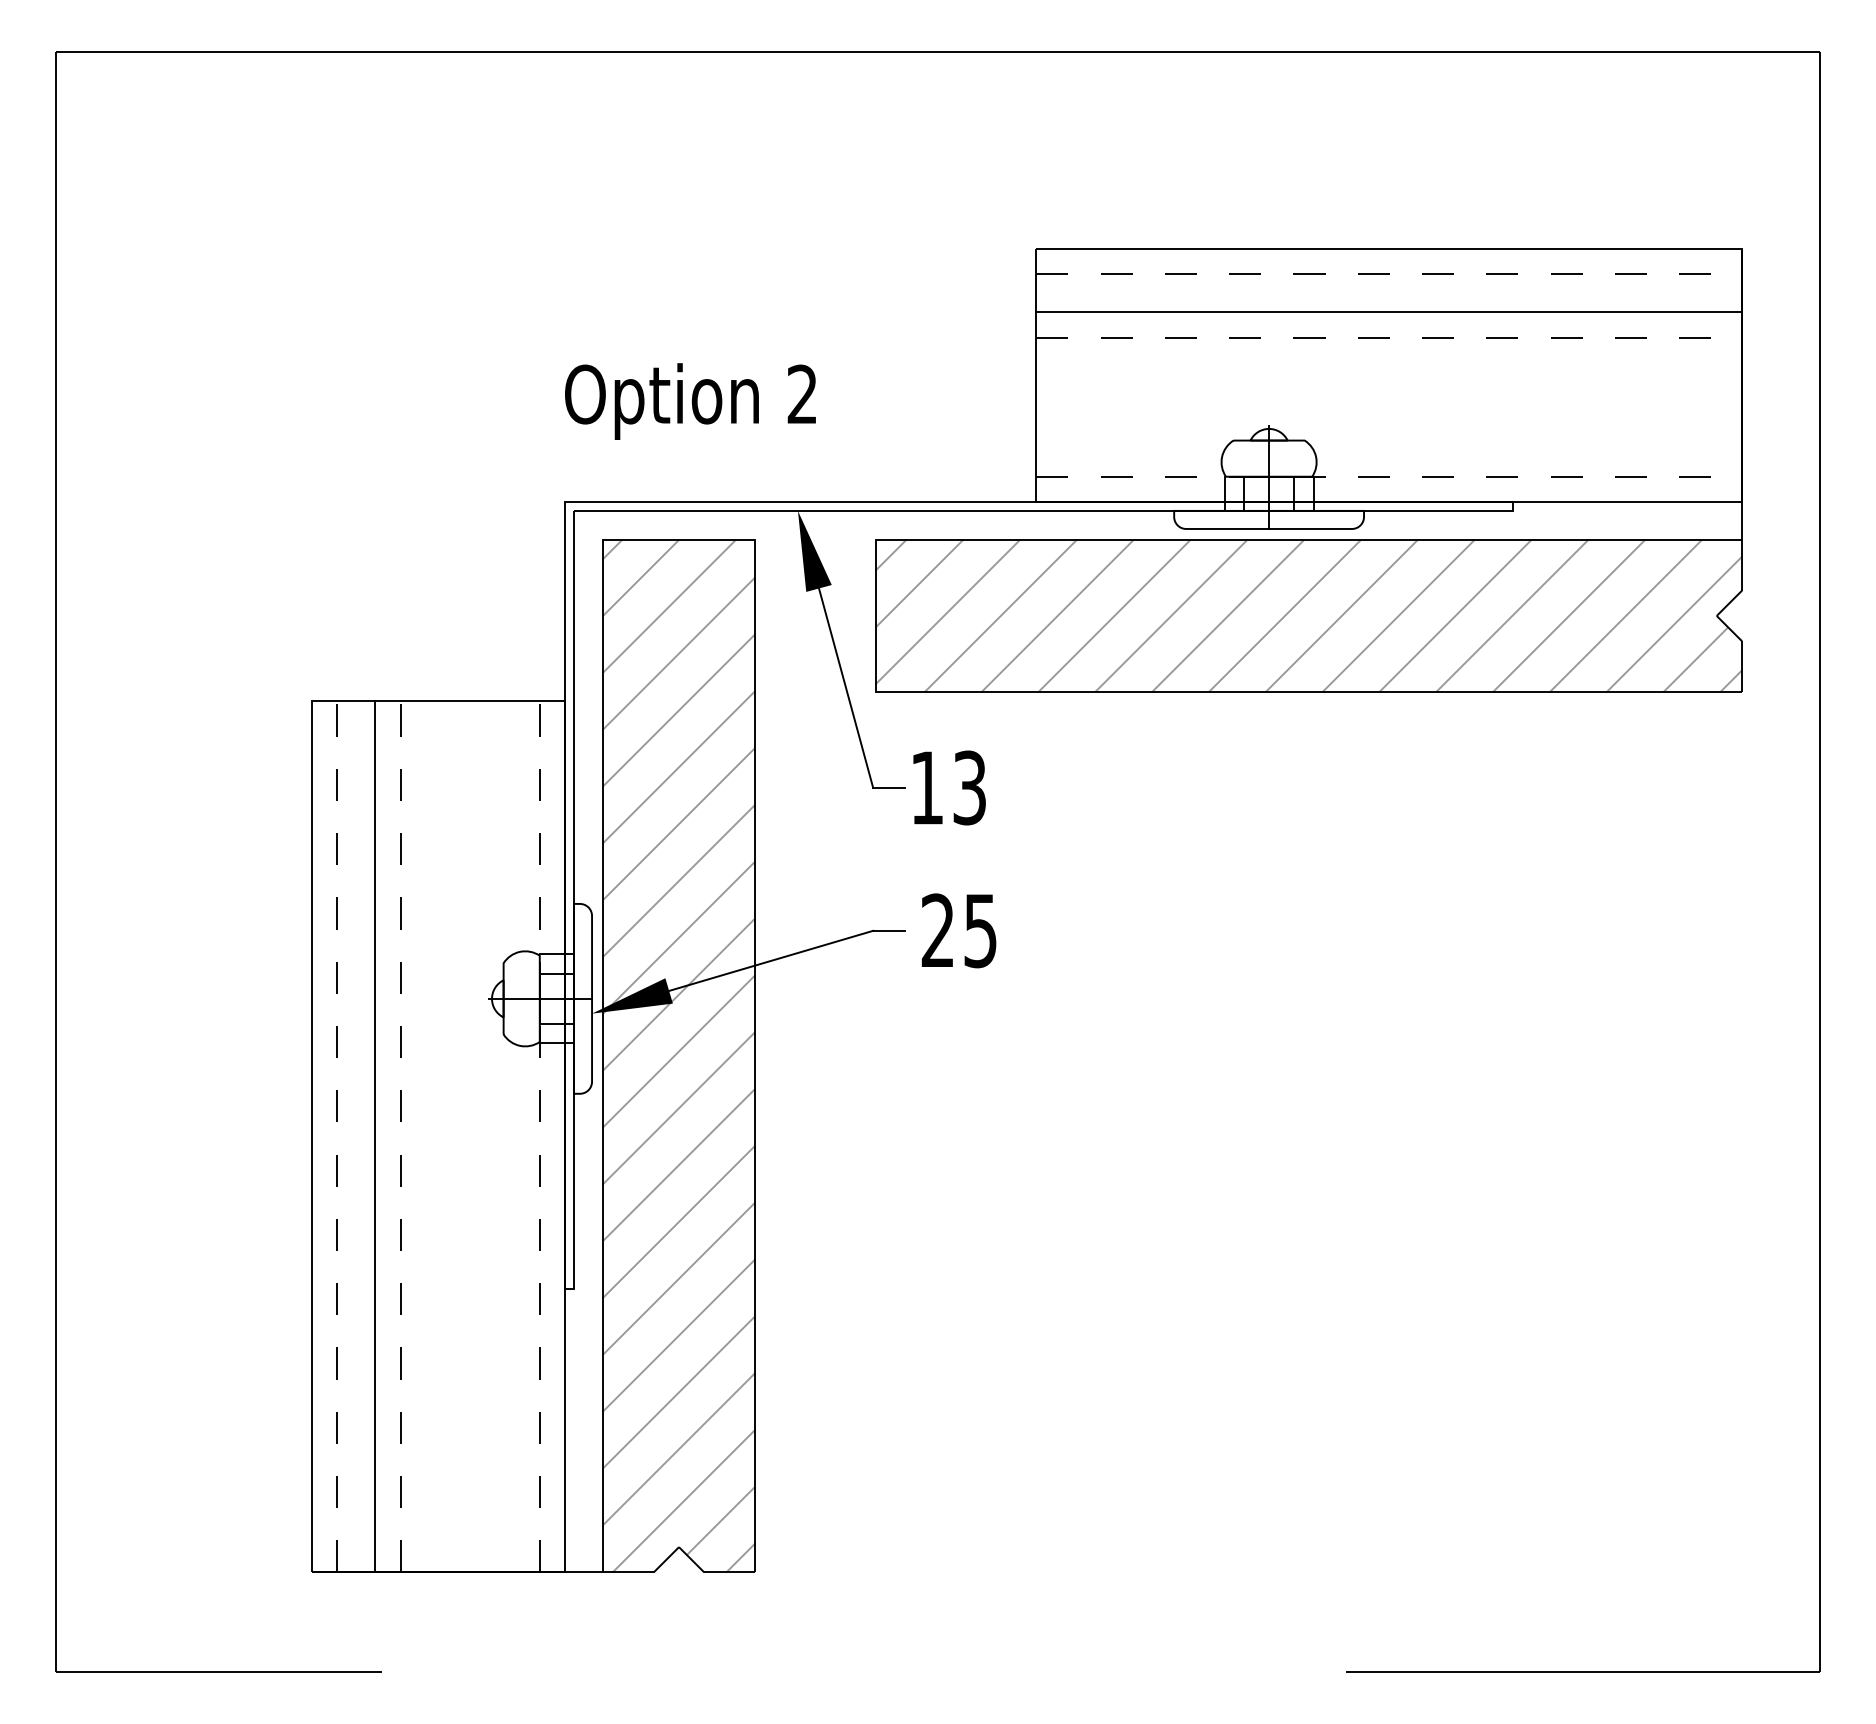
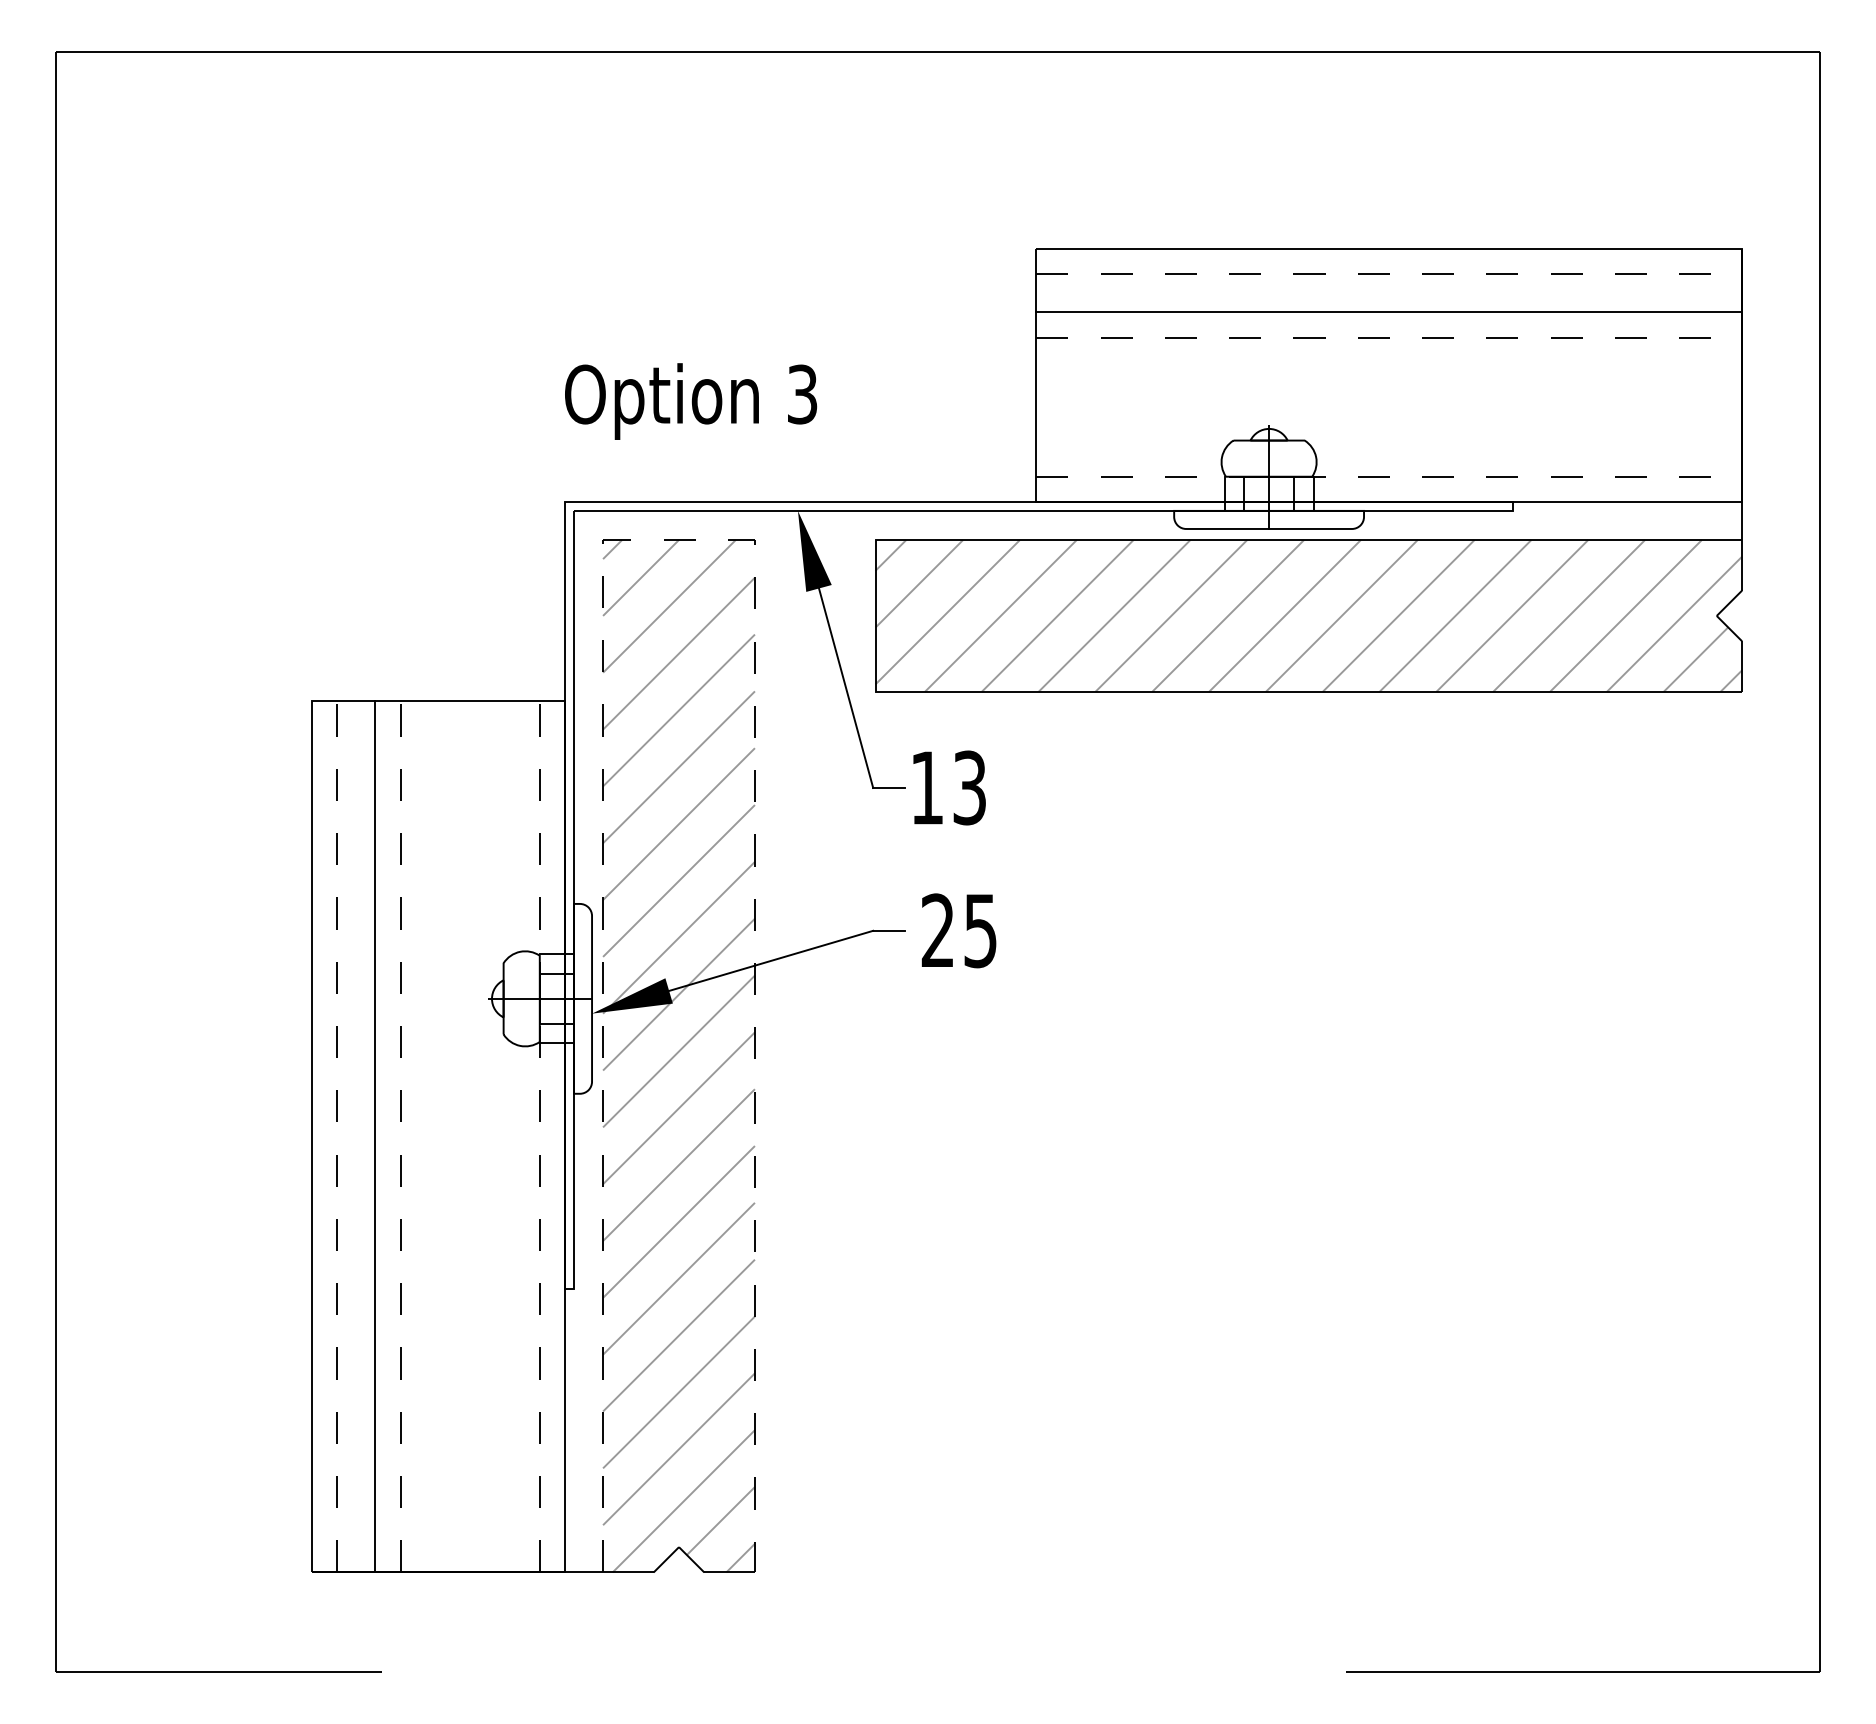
text: 2 -> 3 (802, 394)
line: solid -> dashed (679, 540)
